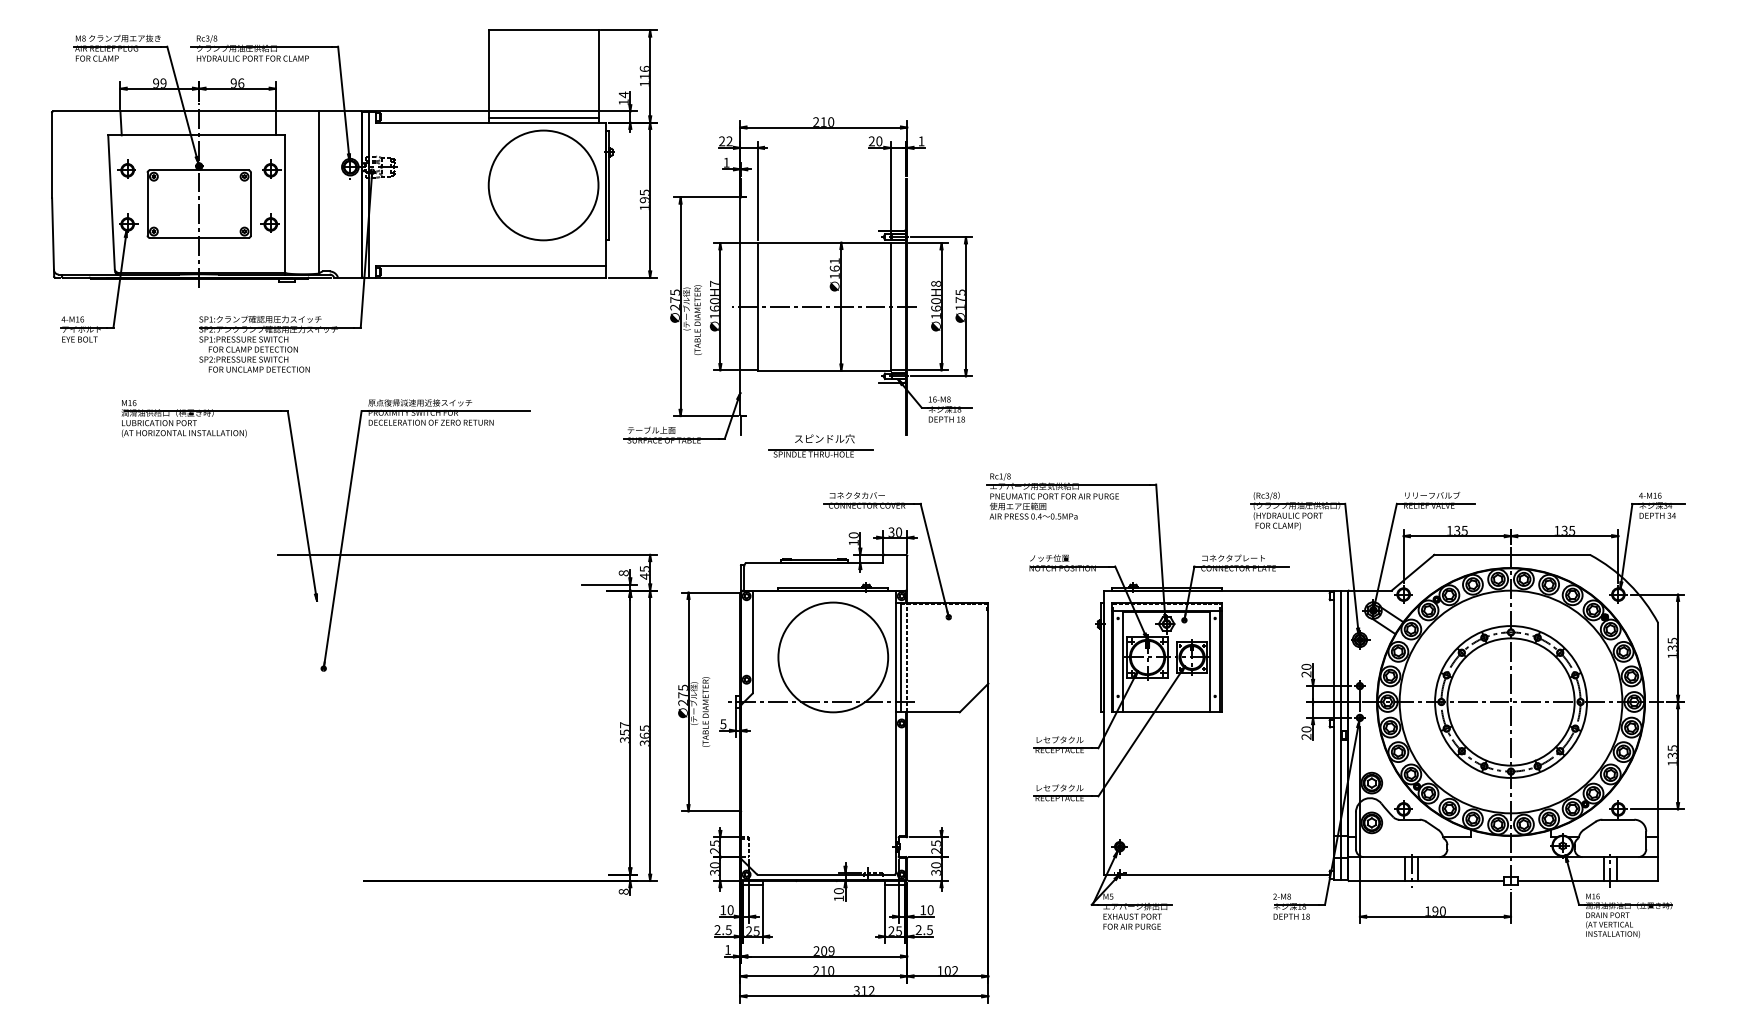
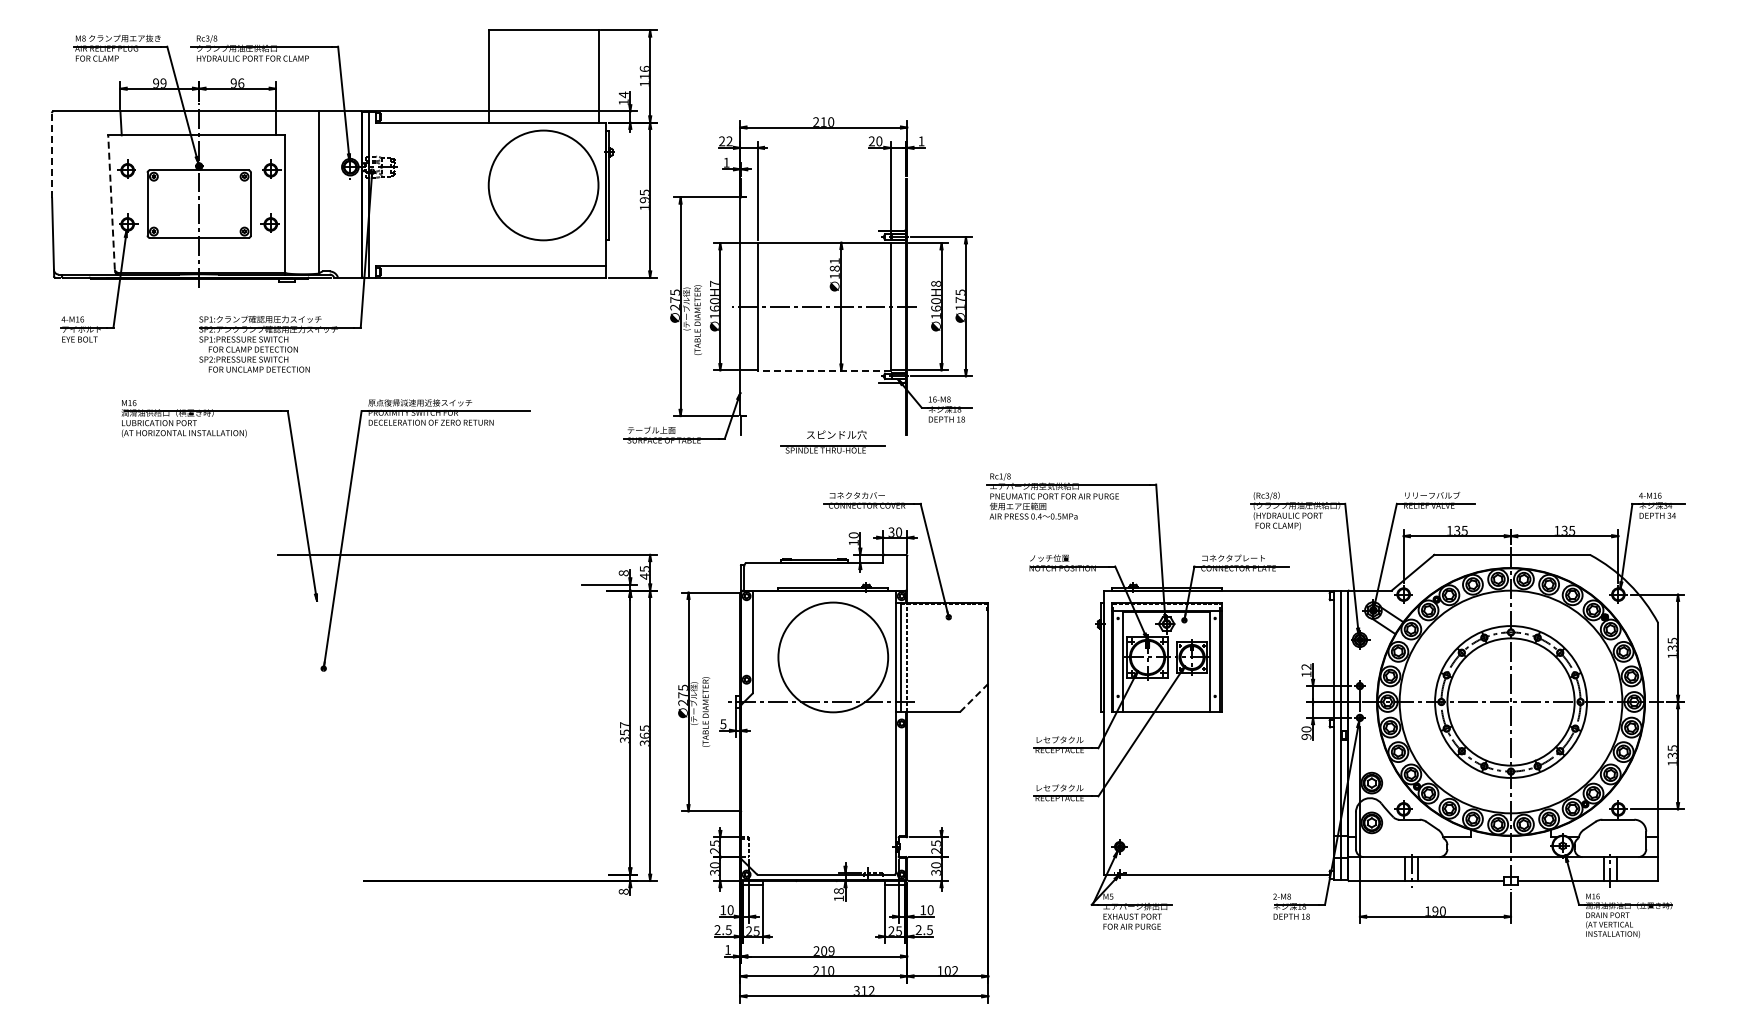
line: present -> none (543, 117)
line: solid -> dashed (52, 155)
line: solid -> dashed (111, 201)
text: 161 -> 181 (834, 268)
line: solid -> dashed (823, 370)
part position: (820, 445) -> (832, 441) (832, 441)
text: 20 -> 12 (1306, 670)
line: solid -> dashed (973, 698)
text: 20 -> 90 (1306, 736)
text: 10 -> 18 (838, 891)
